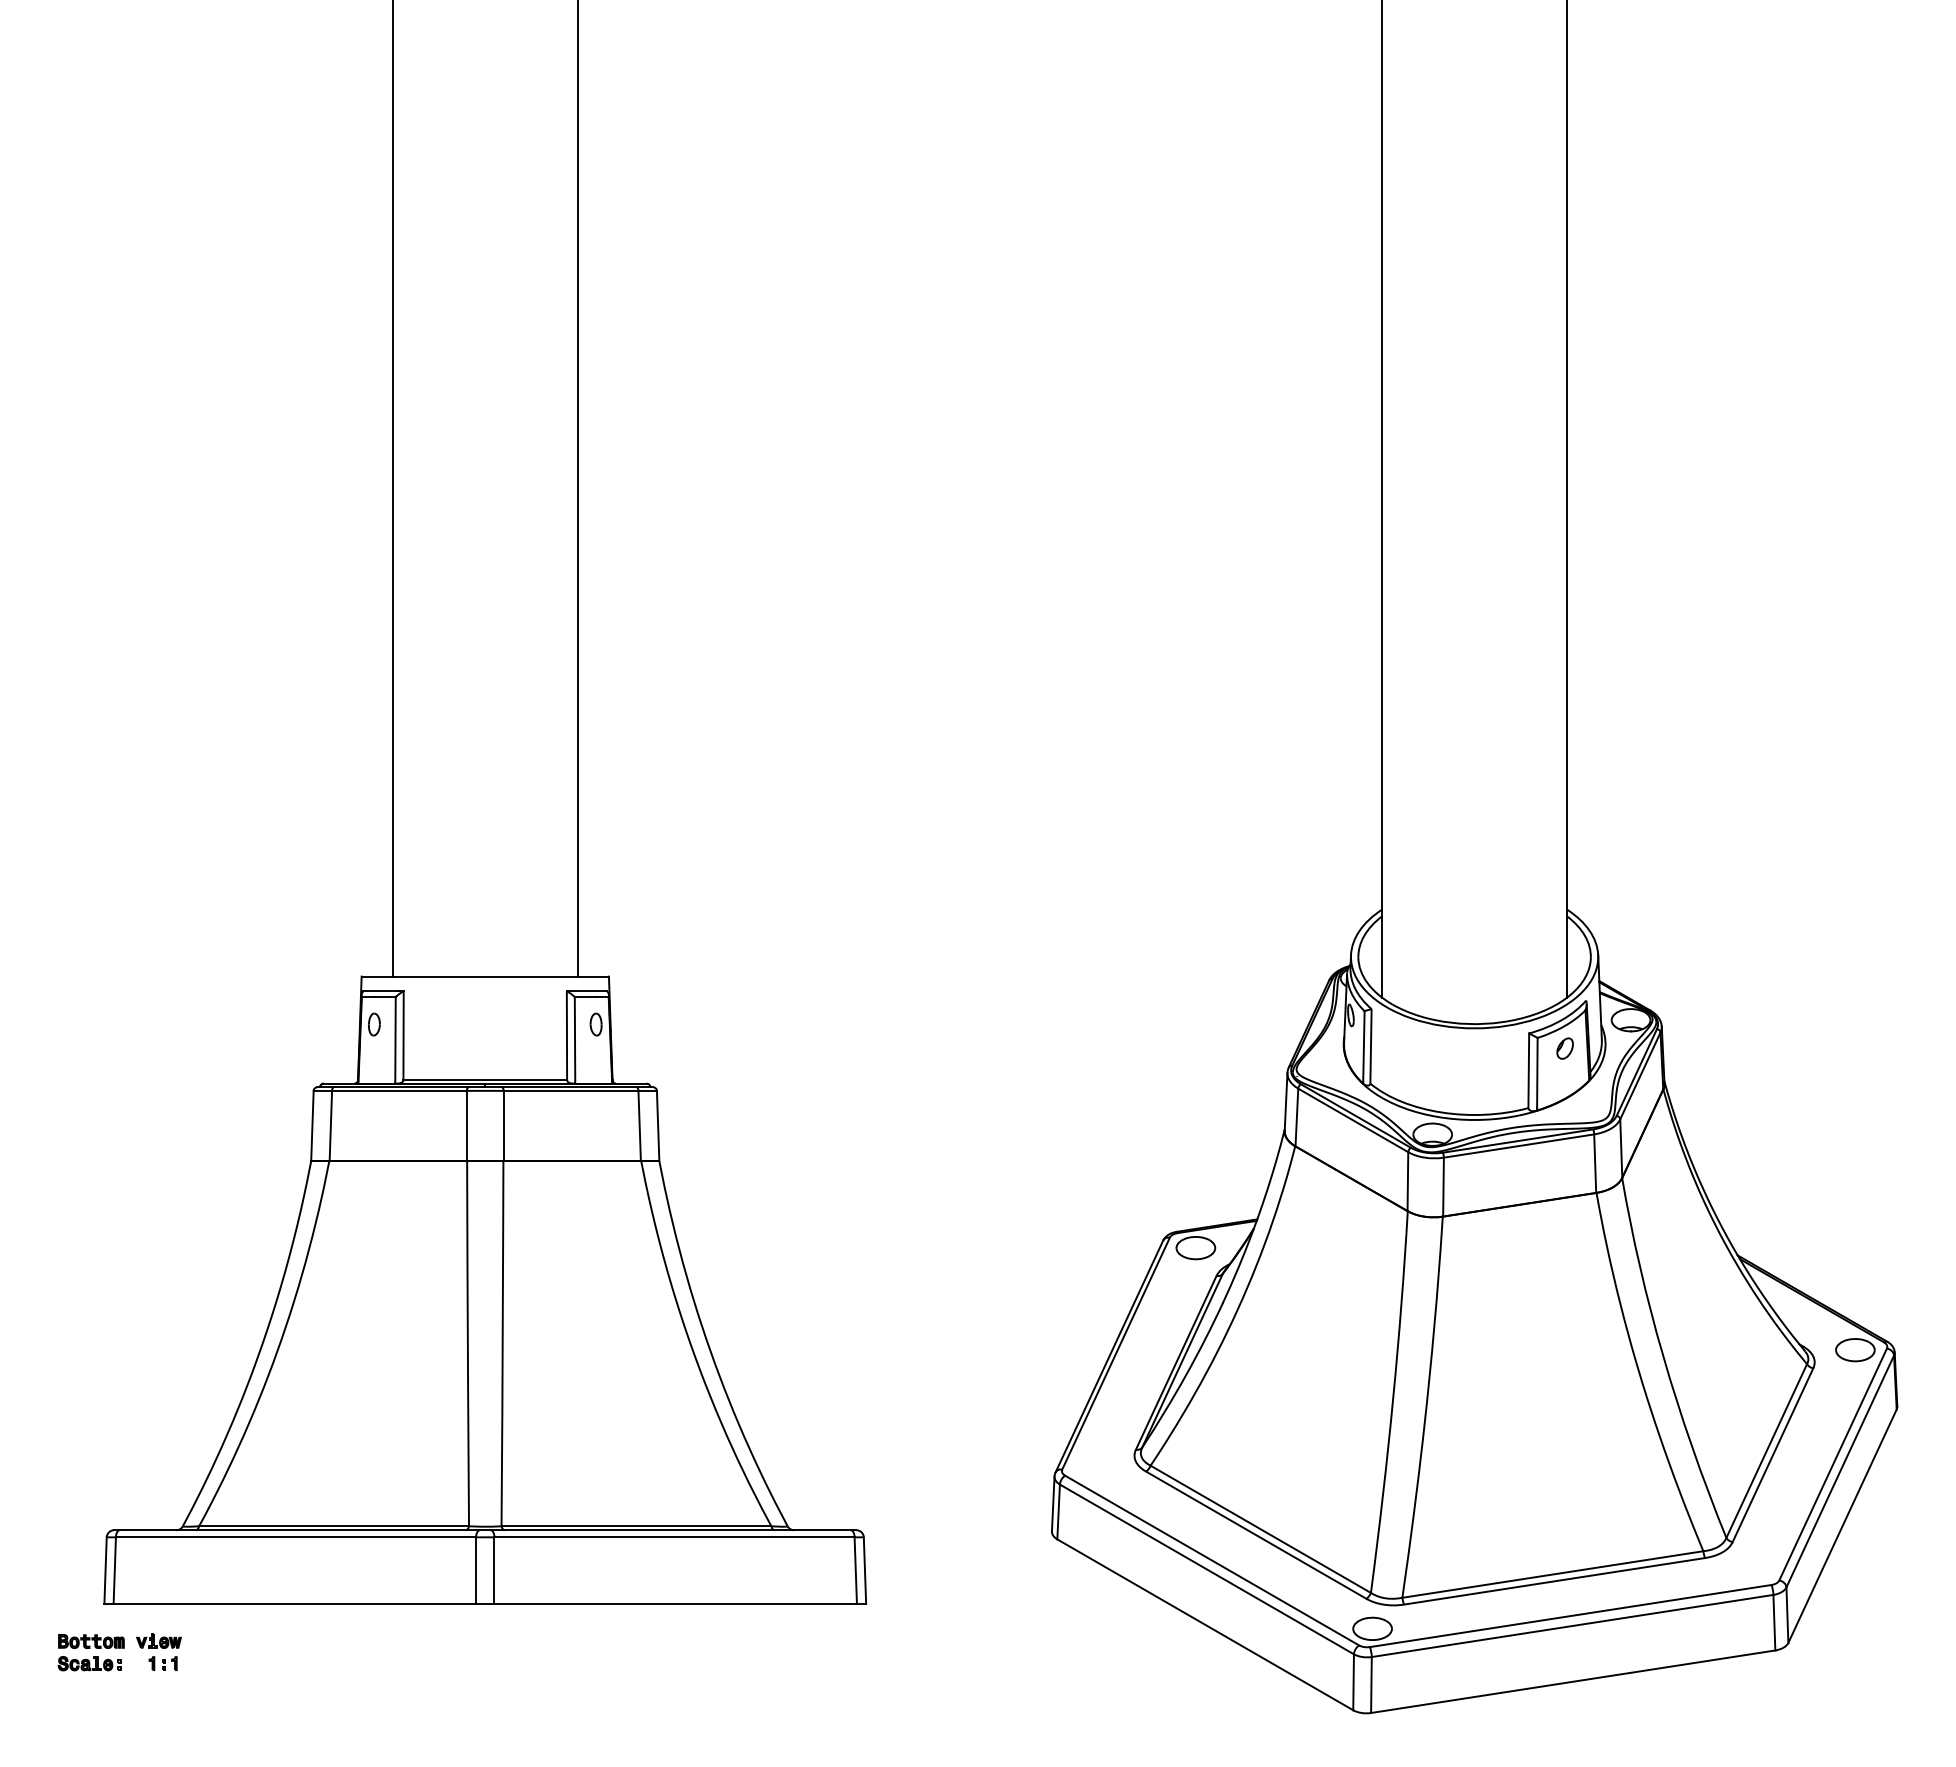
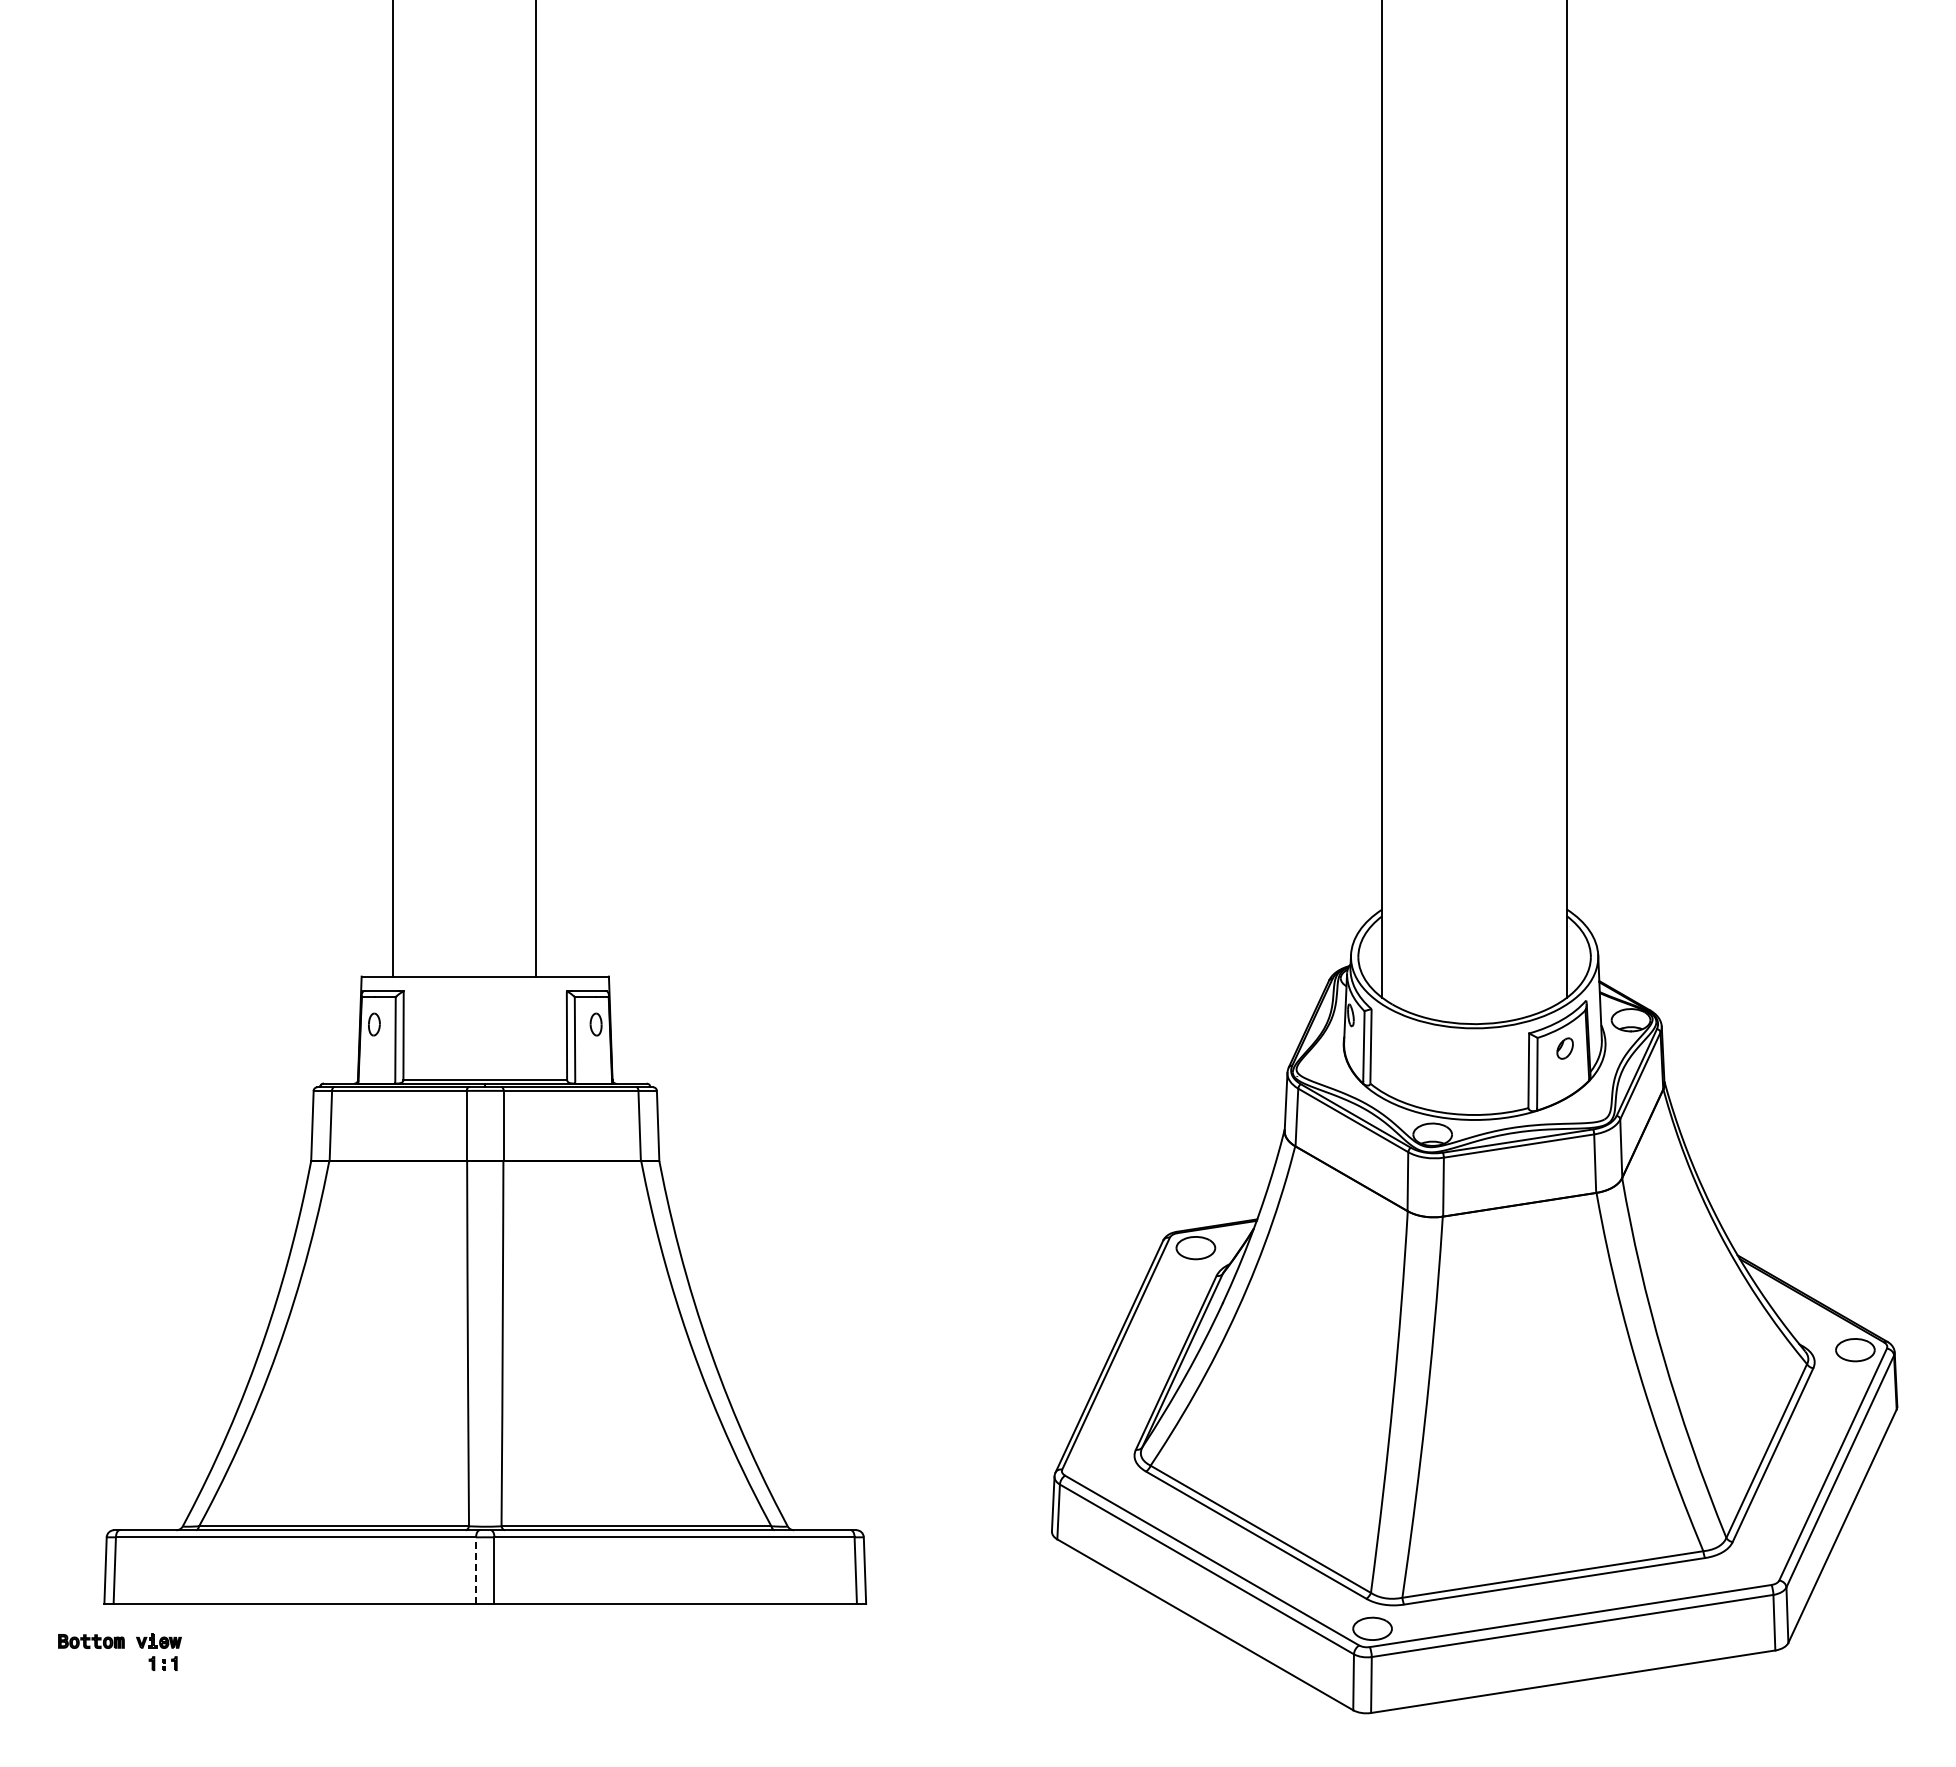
line position: (577, 489) -> (535, 489) (535, 489)
line: solid -> dashed (476, 1570)
part: present -> none (89, 1663)
